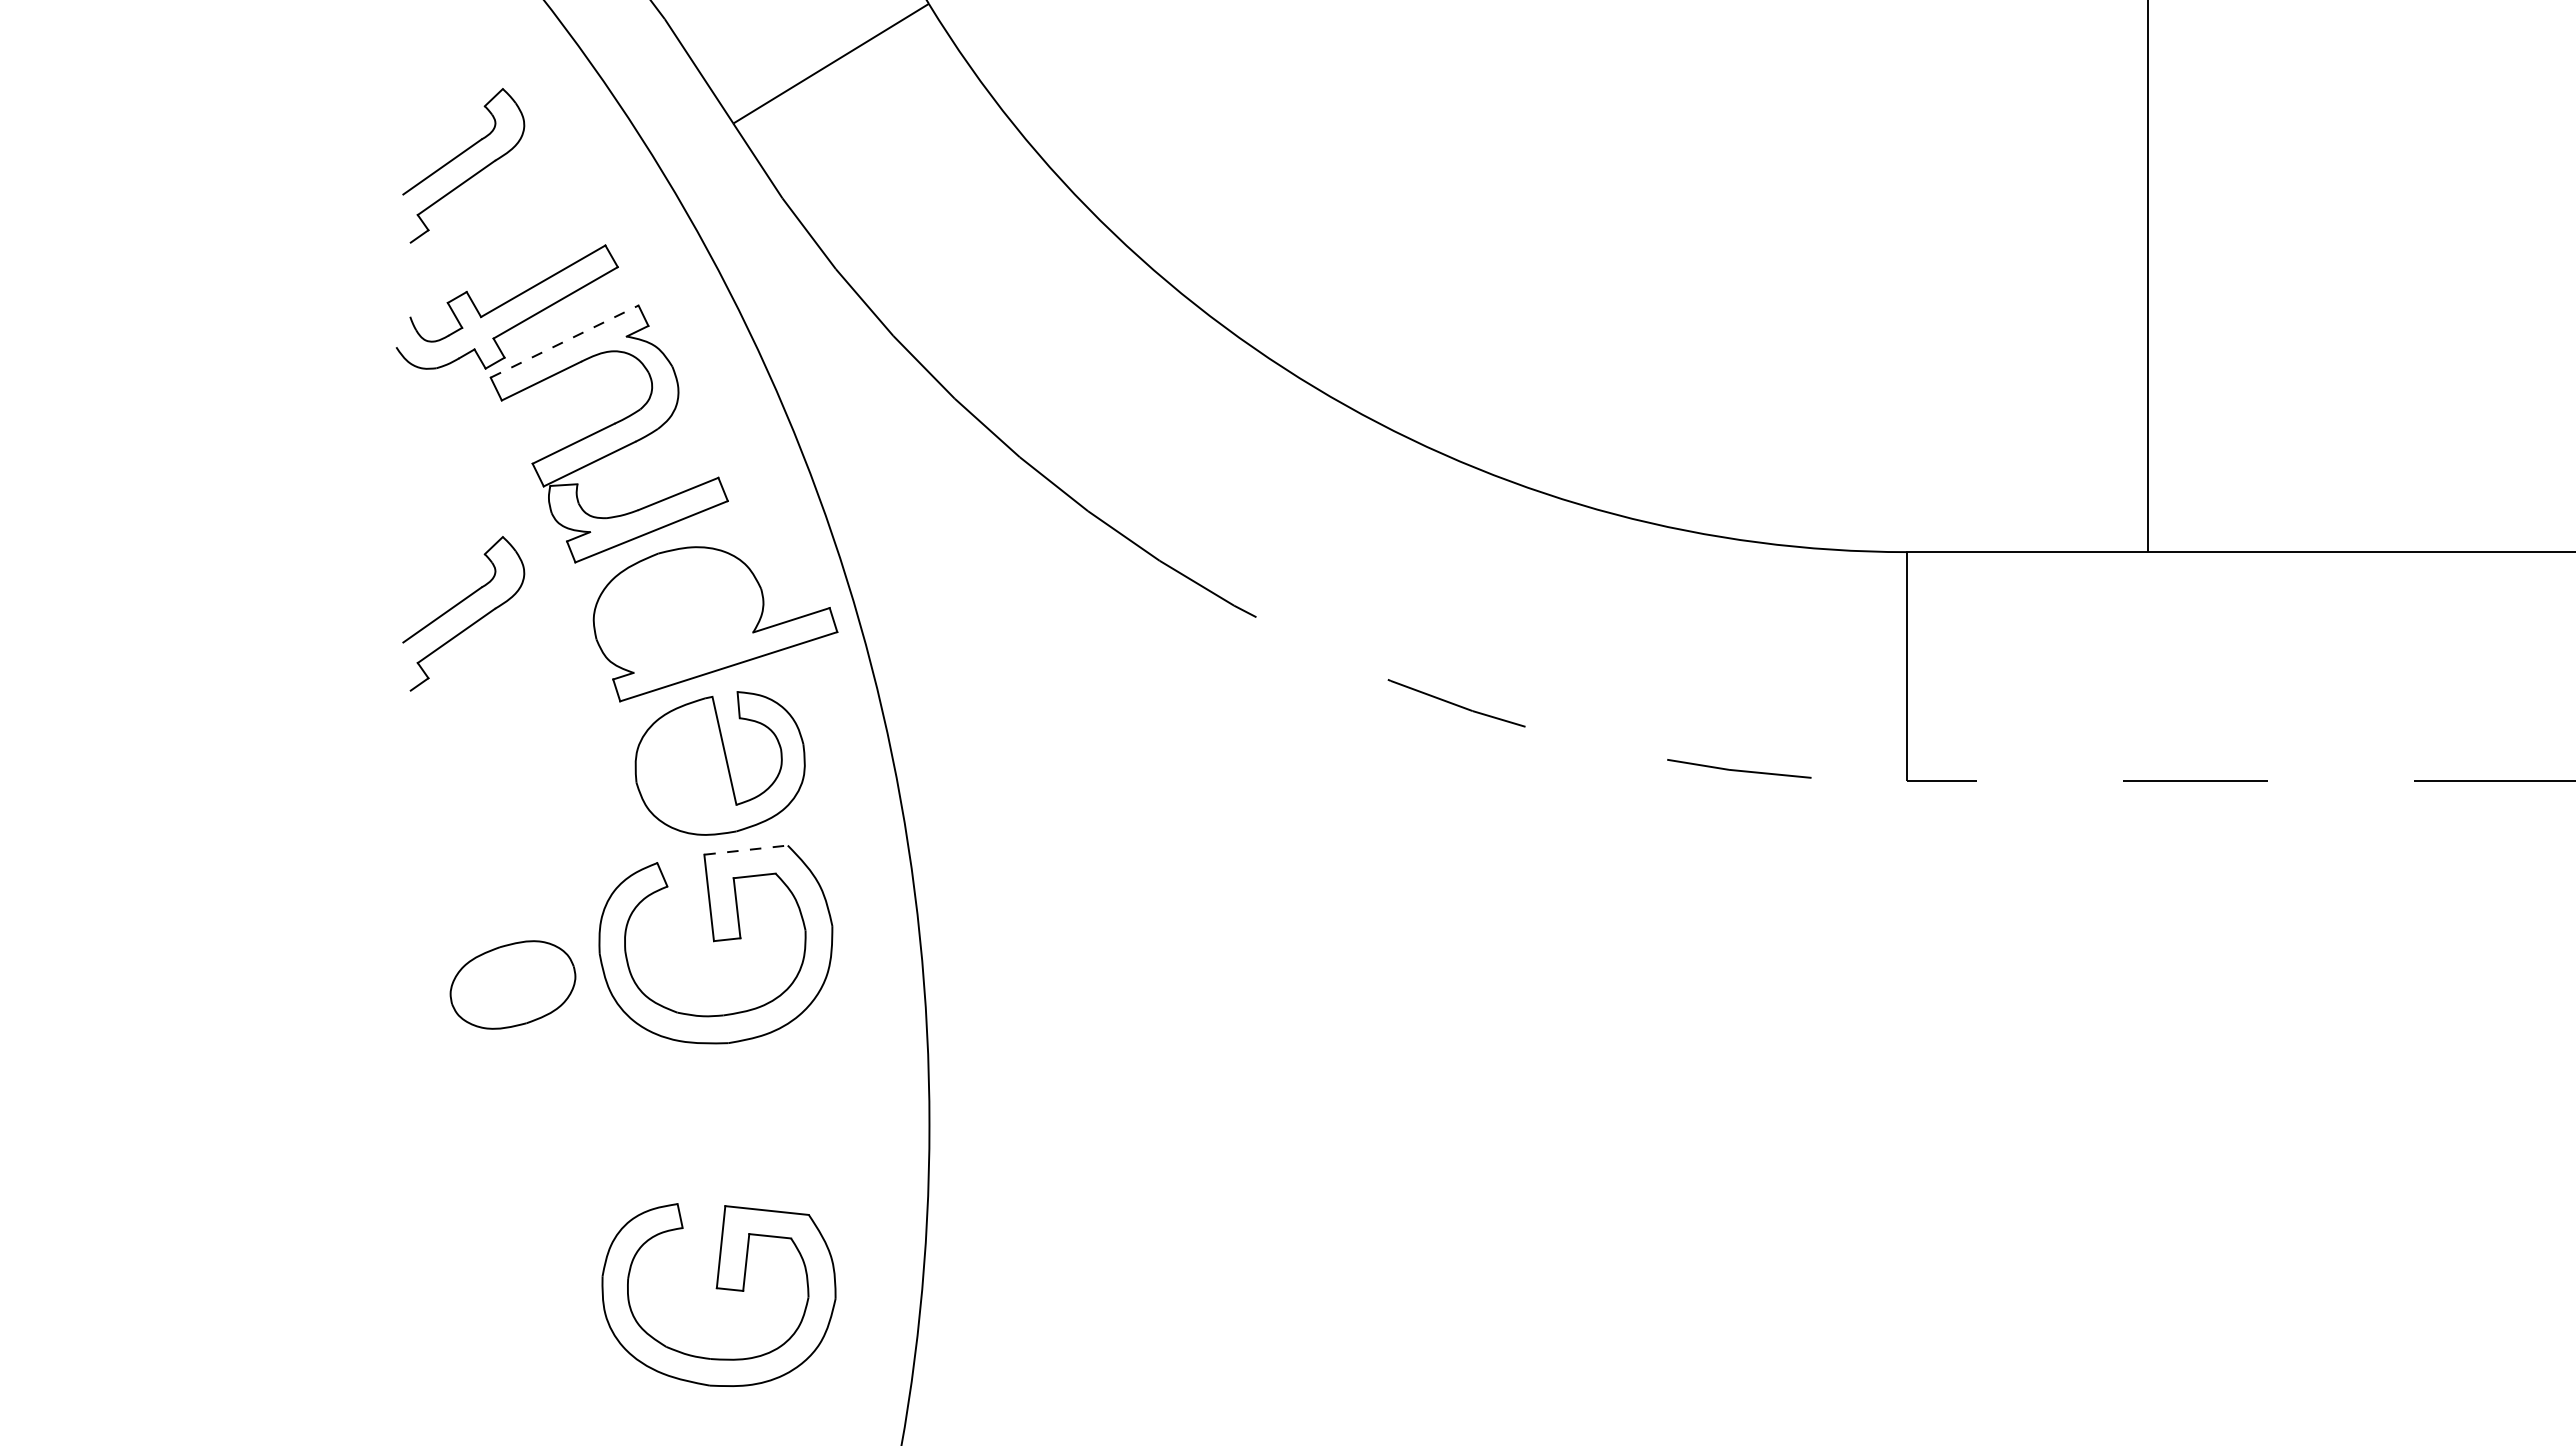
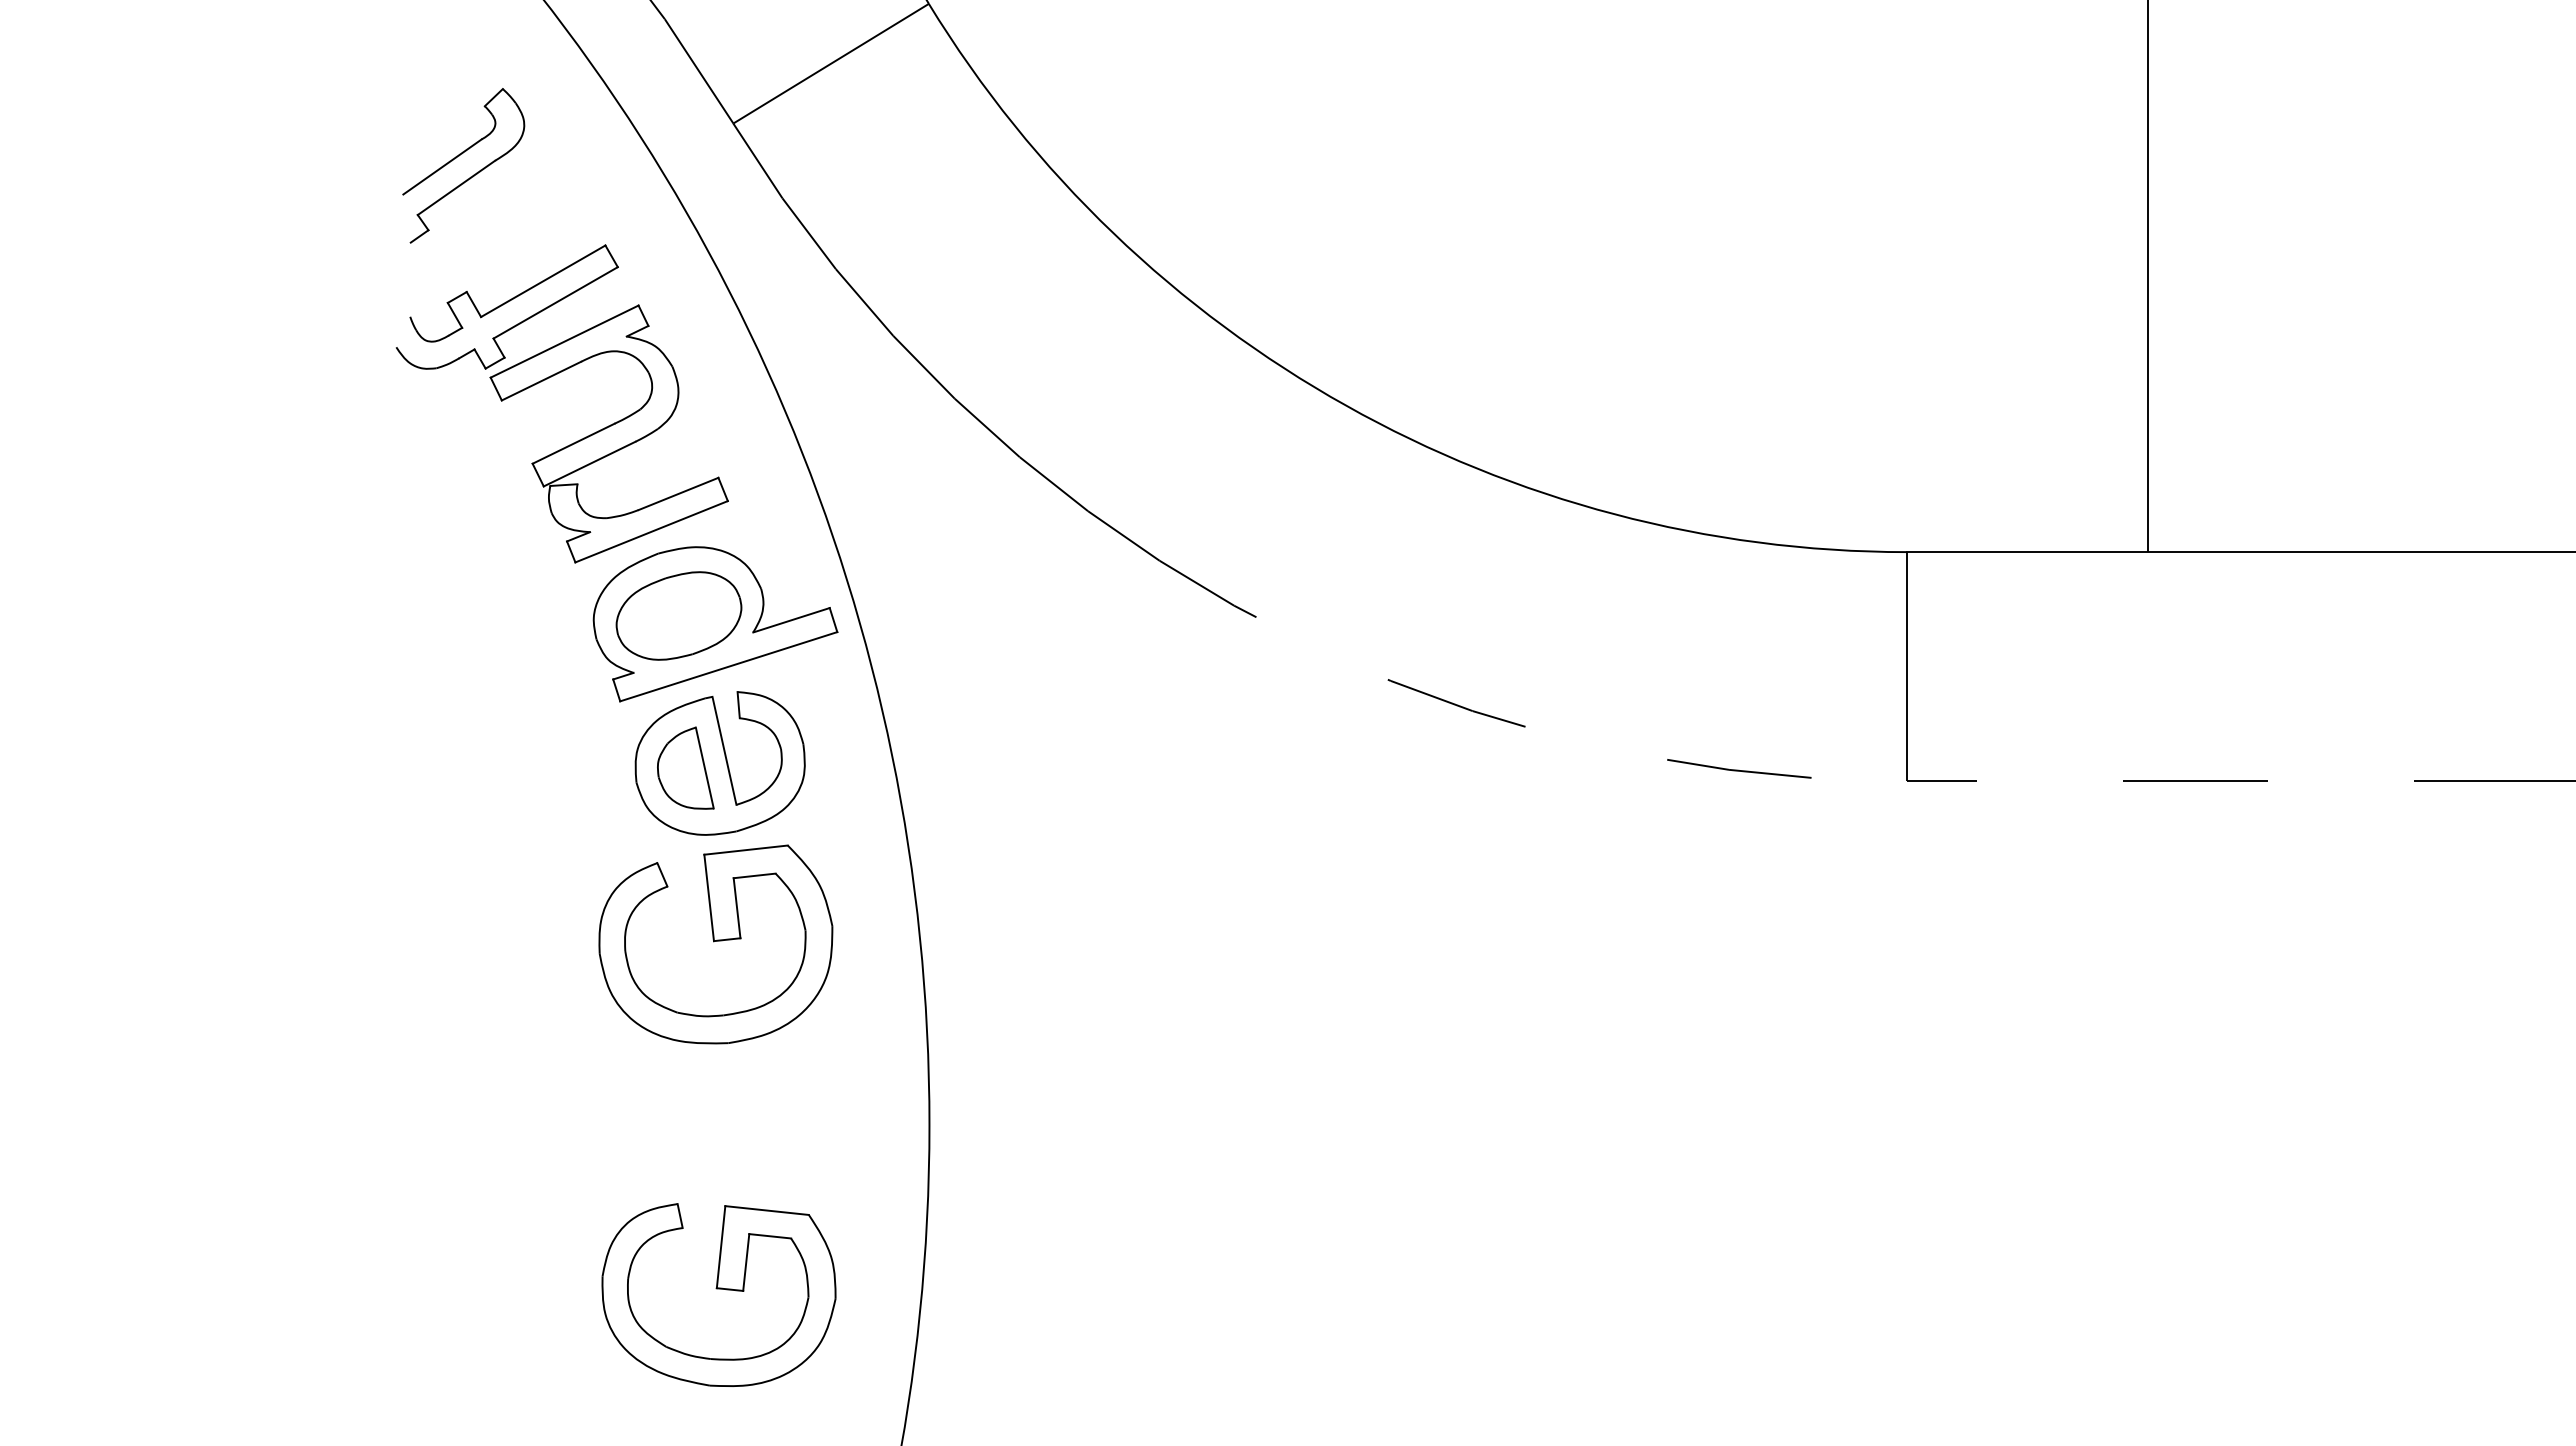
line: dashed -> solid (565, 341)
part: present -> none (459, 604)
part: none -> present (685, 767)
line: dashed -> solid (746, 850)
part position: (512, 984) -> (678, 615) (678, 615)
